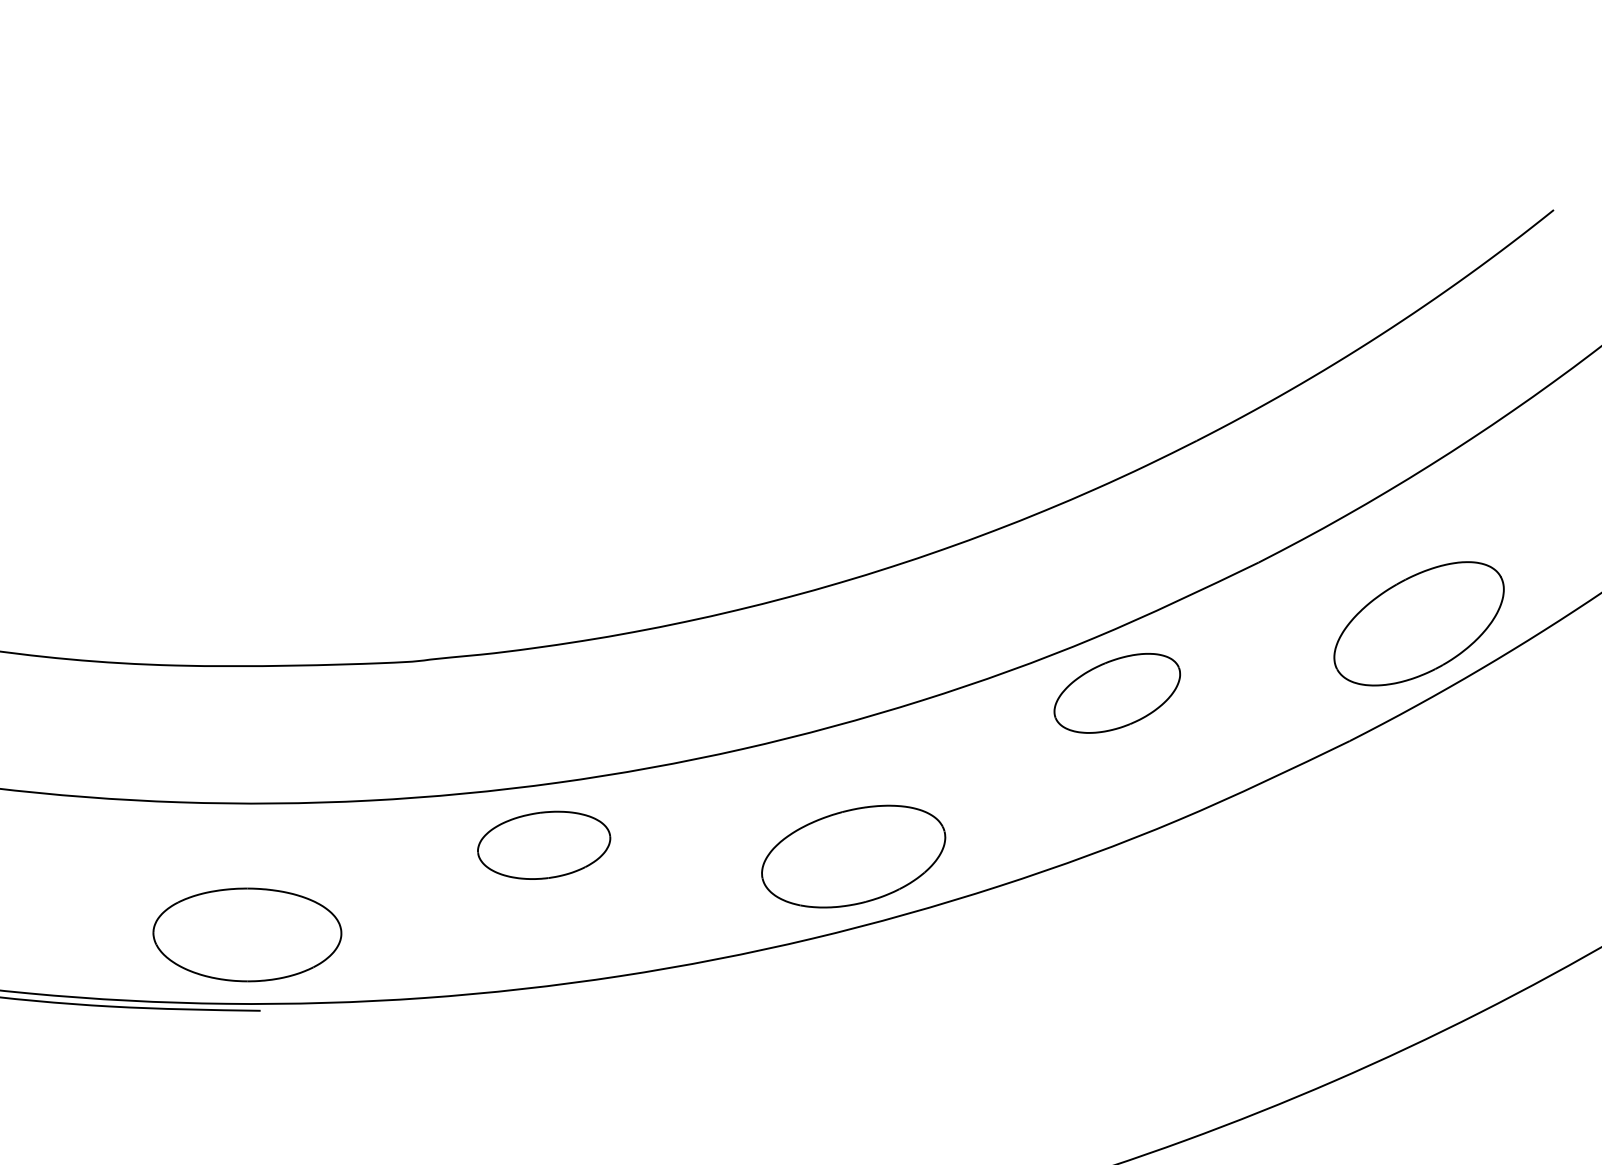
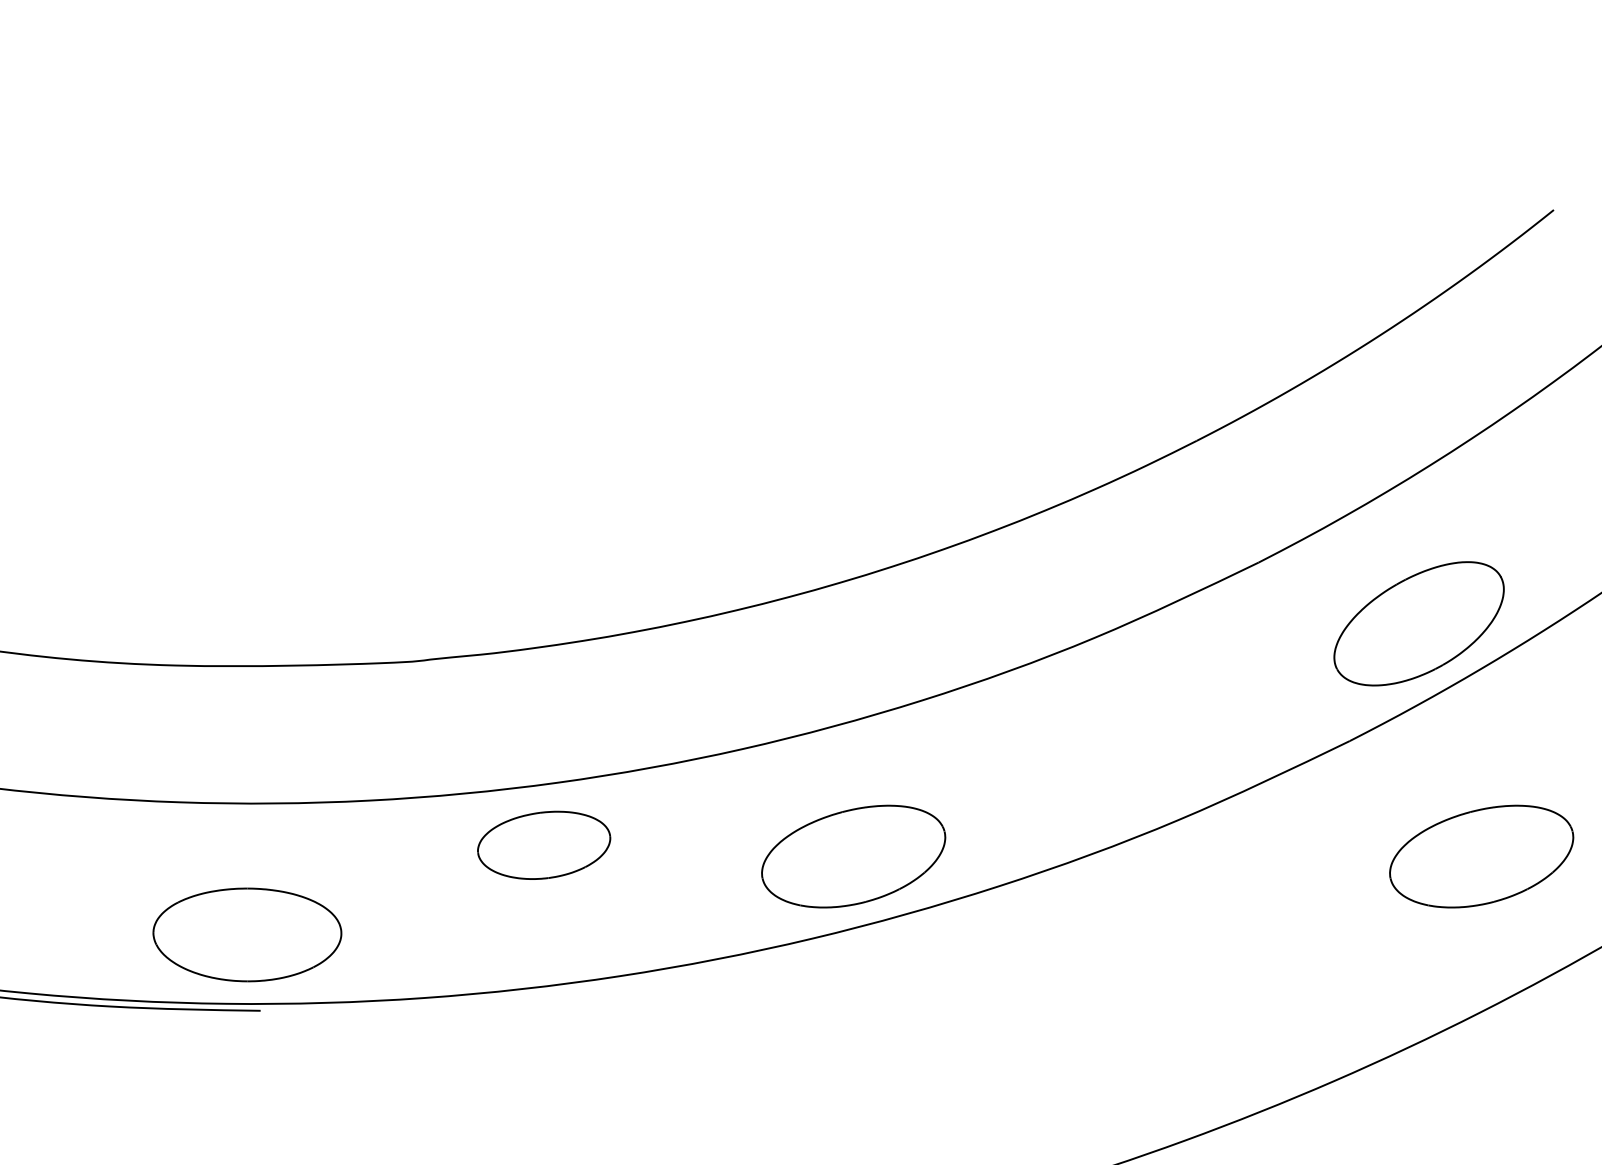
part: present -> none (1116, 693)
part: none -> present (1481, 856)
